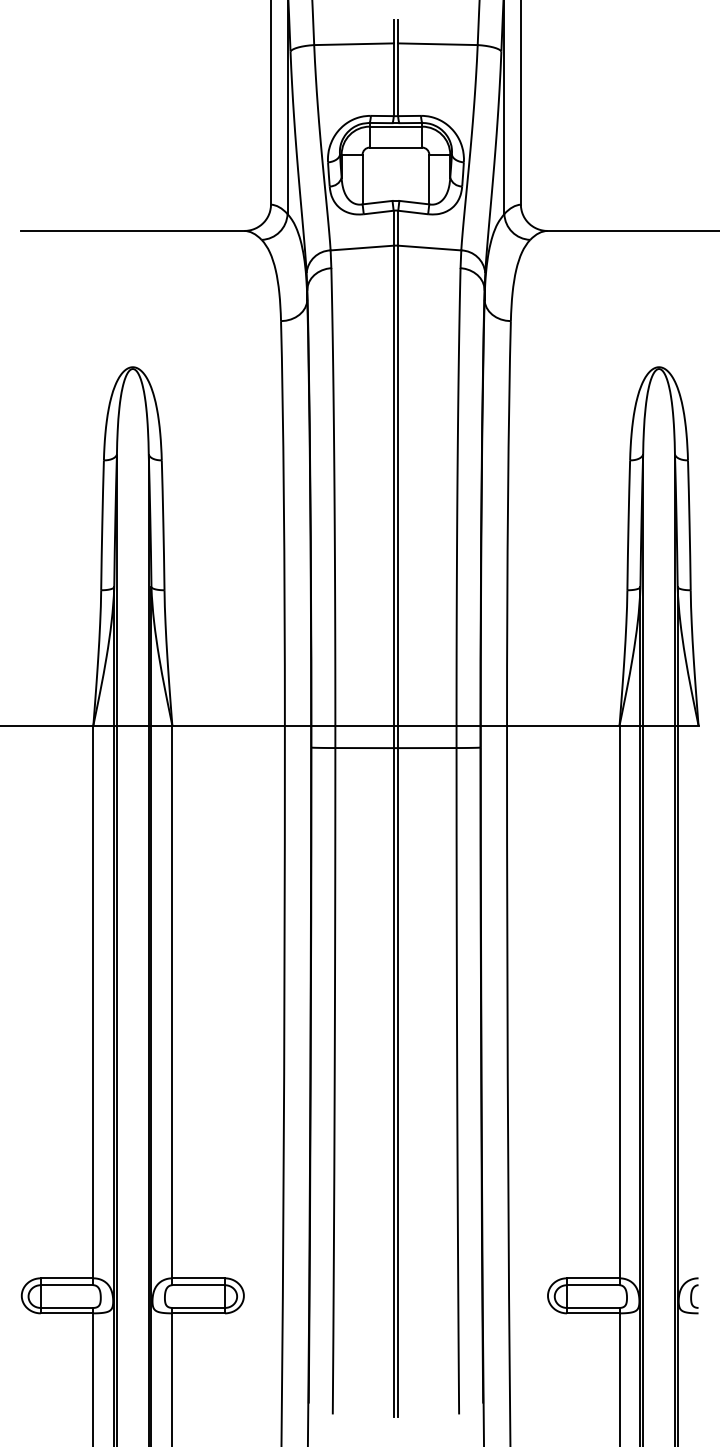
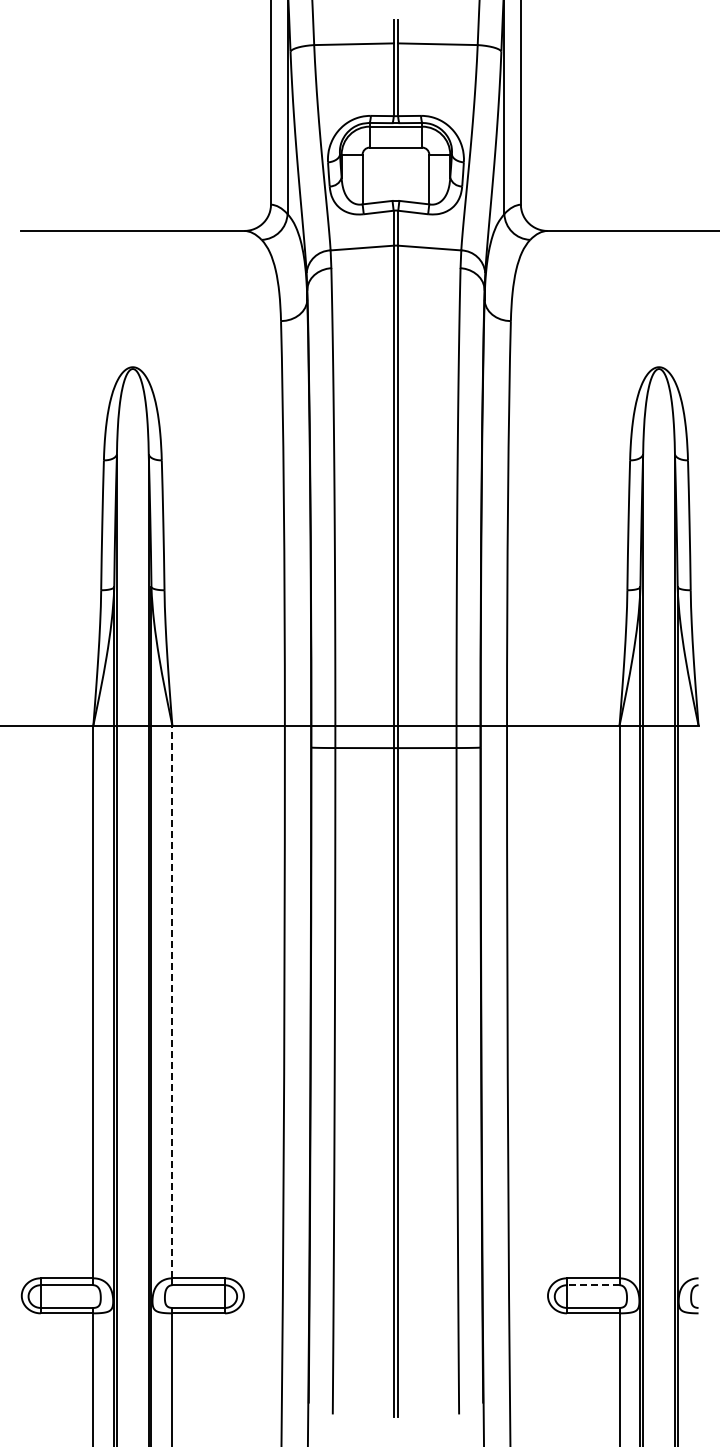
line: solid -> dashed (172, 1001)
line: solid -> dashed (592, 1285)
